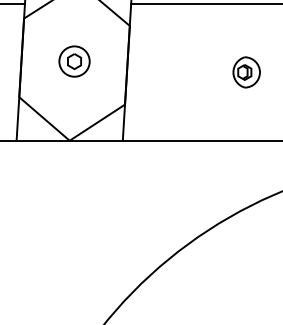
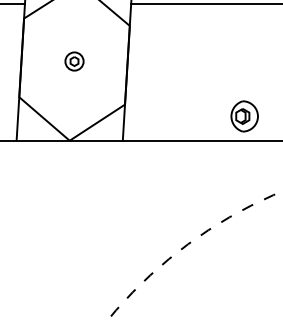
part size: 33x33 px -> 21x21 px (74, 61)
part position: (246, 72) -> (244, 116) (244, 116)
arc: solid -> dashed (184, 247)
